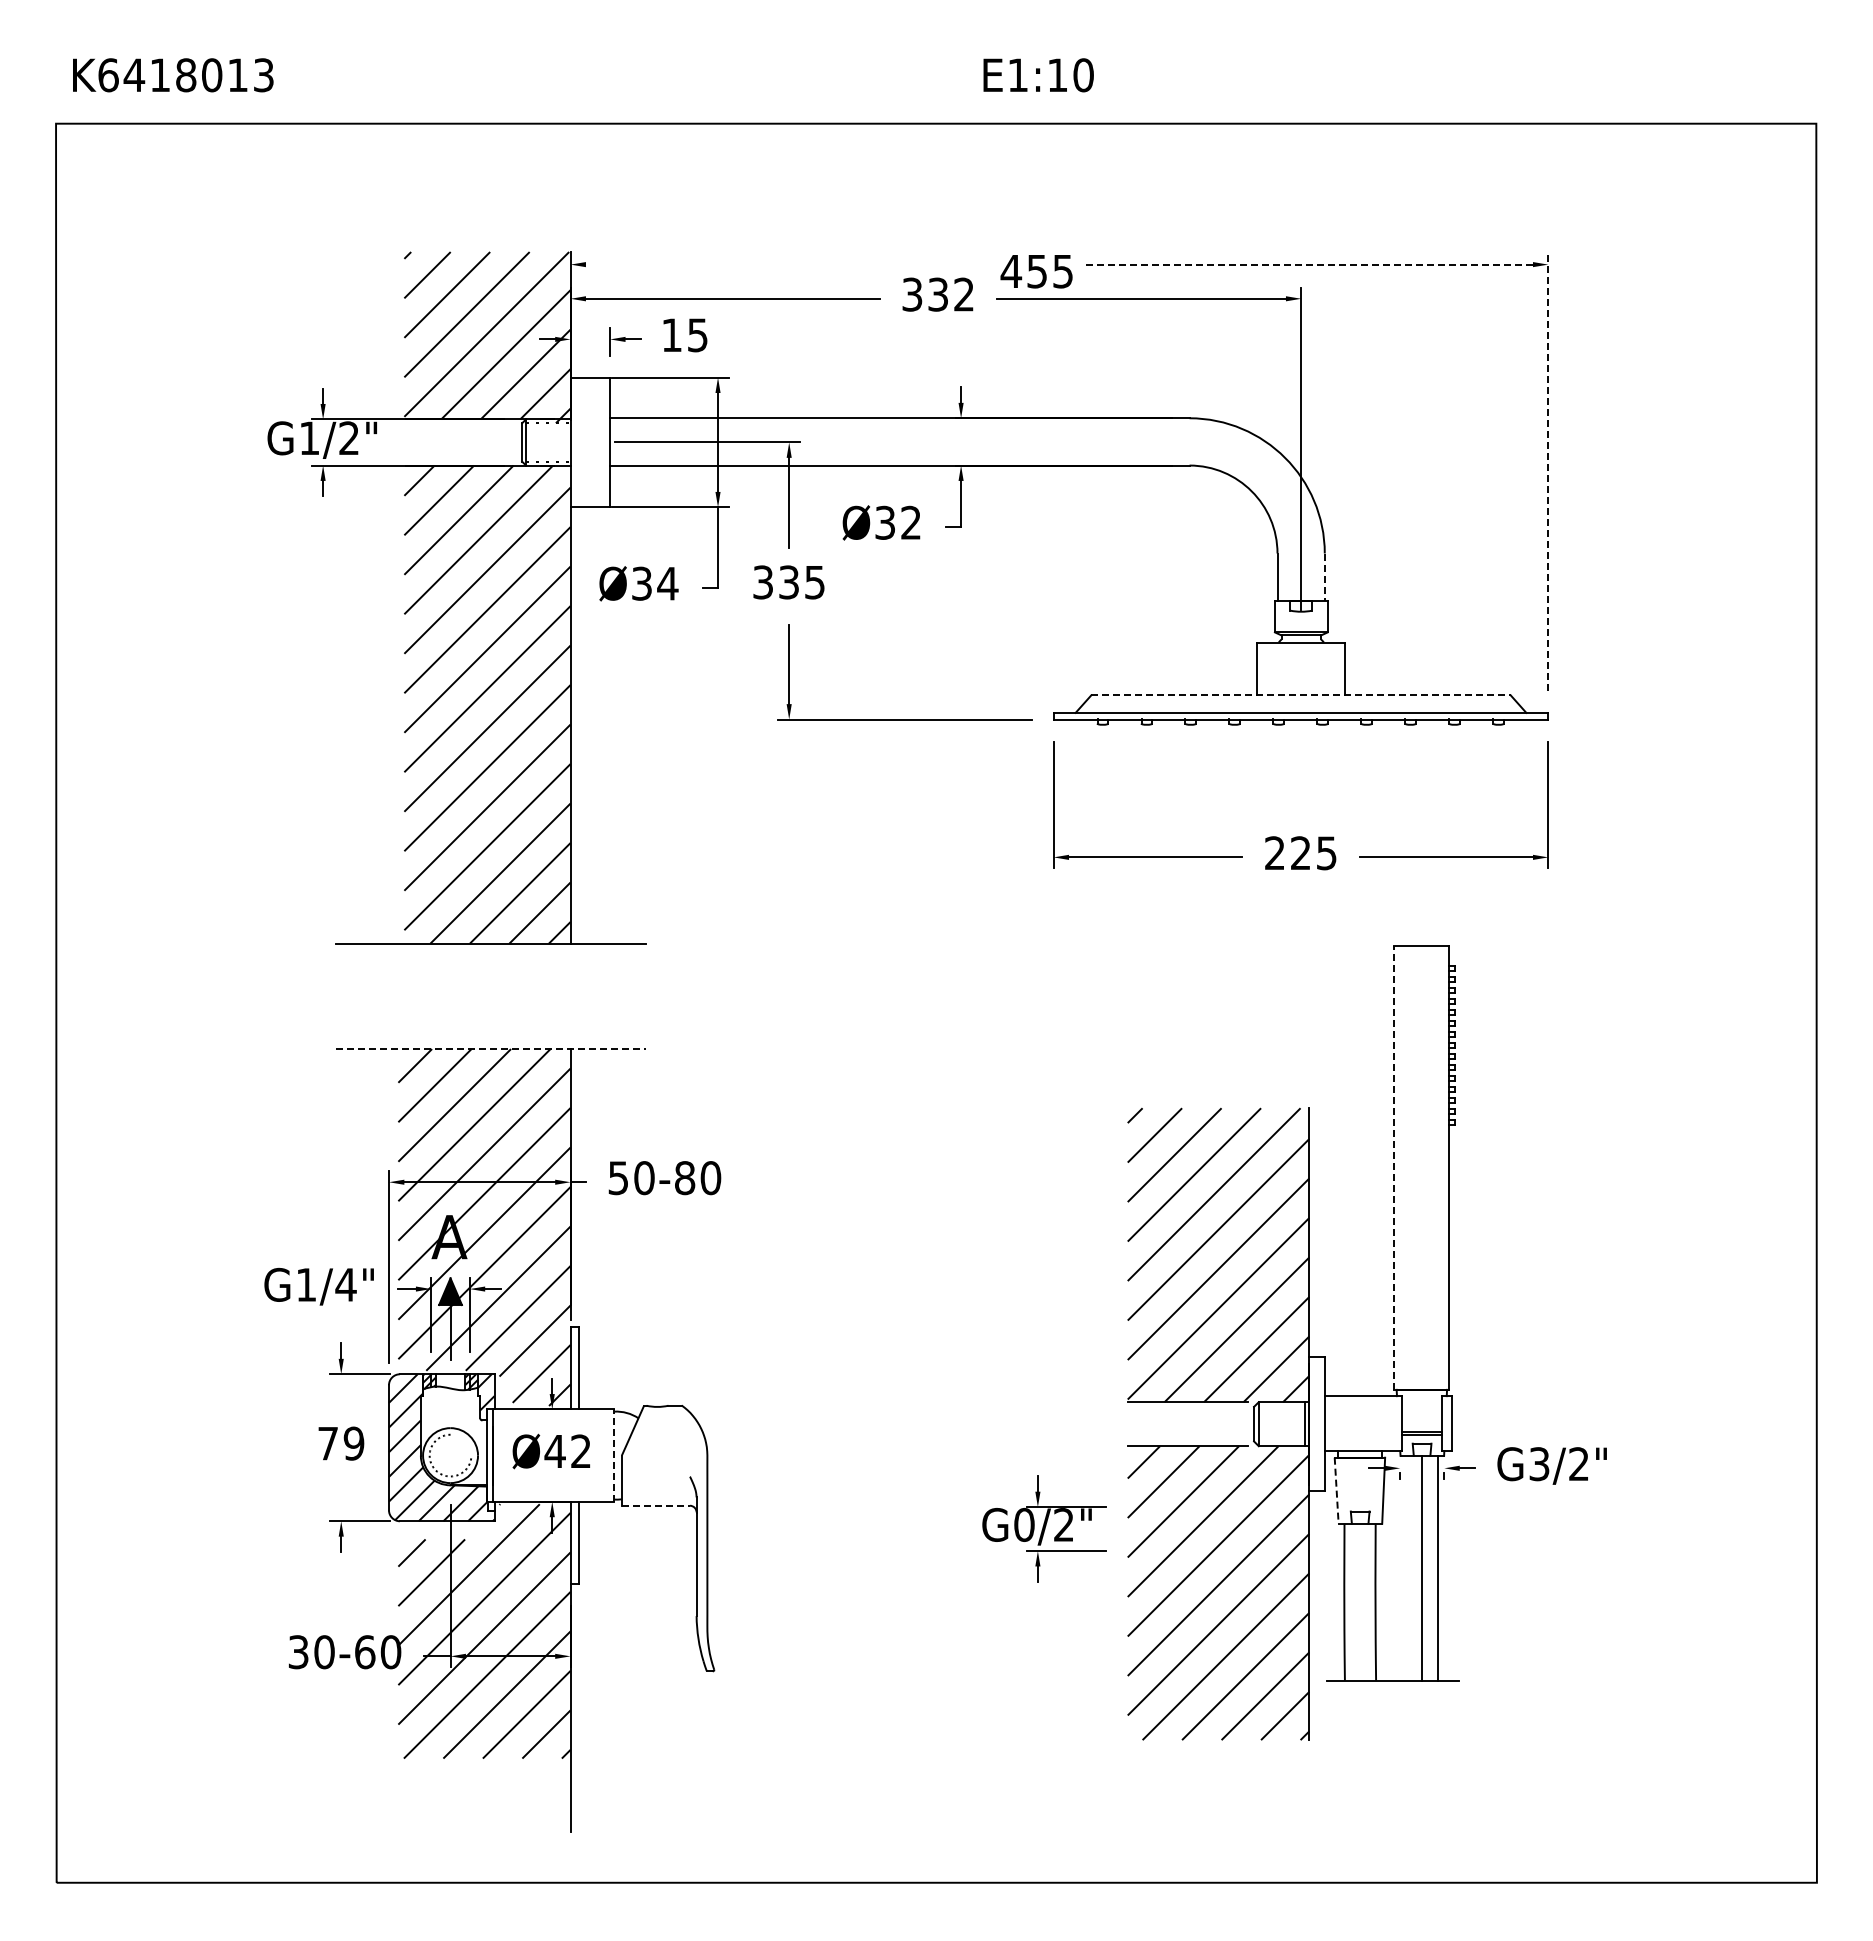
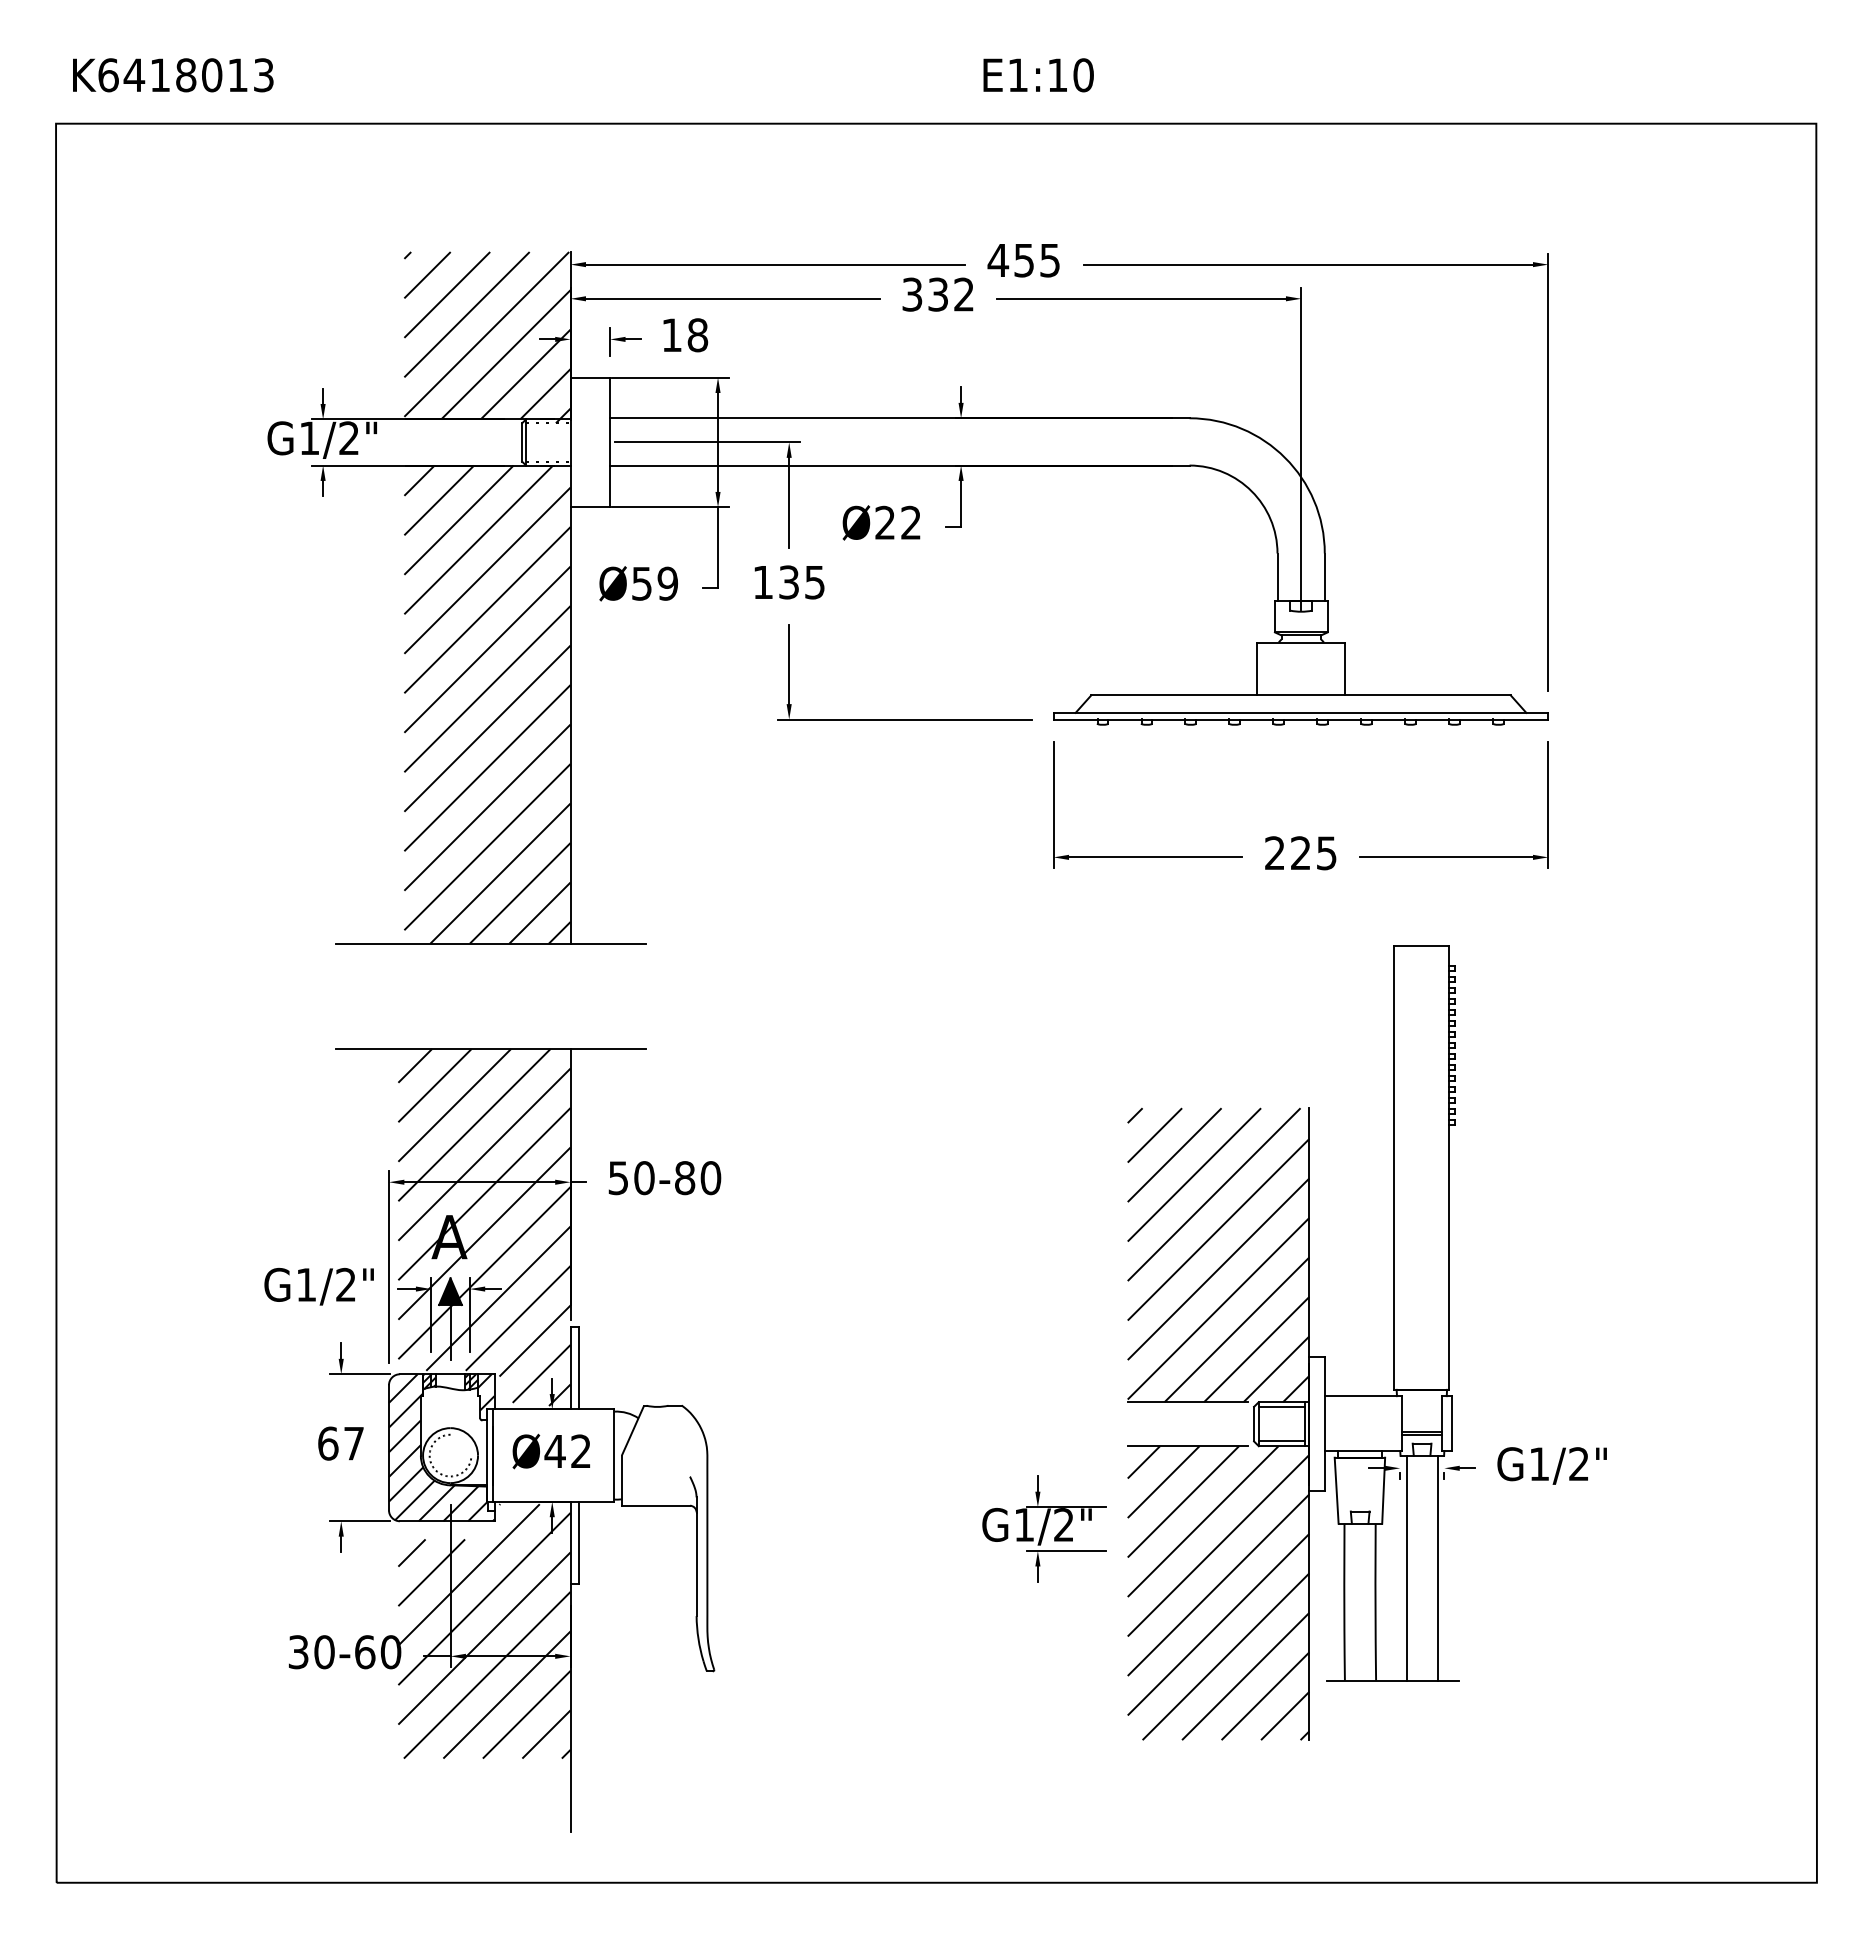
line: none -> present (775, 264)
line: dashed -> solid (1308, 264)
text position: (1036, 271) -> (1023, 260) (1023, 260)
text: 15 -> 18 (697, 335)
line: dashed -> solid (1548, 472)
text: Ø32 -> Ø22 (884, 522)
line: dashed -> solid (1324, 577)
text: 335 -> 135 (762, 582)
text: Ø34 -> Ø59 (655, 583)
line: dashed -> solid (1301, 695)
line: dashed -> solid (491, 1049)
line: dashed -> solid (1394, 1167)
text: G1/4" -> G1/2" (345, 1284)
line: none -> present (1281, 1406)
line: none -> present (1281, 1441)
text: 79 -> 67 (341, 1443)
line: dashed -> solid (614, 1455)
text: G3/2" -> G1/2" (1539, 1464)
line: dashed -> solid (1336, 1491)
line: dashed -> solid (656, 1505)
text: G0/2" -> G1/2" (1024, 1524)
line position: (1421, 1567) -> (1406, 1567) (1406, 1567)
